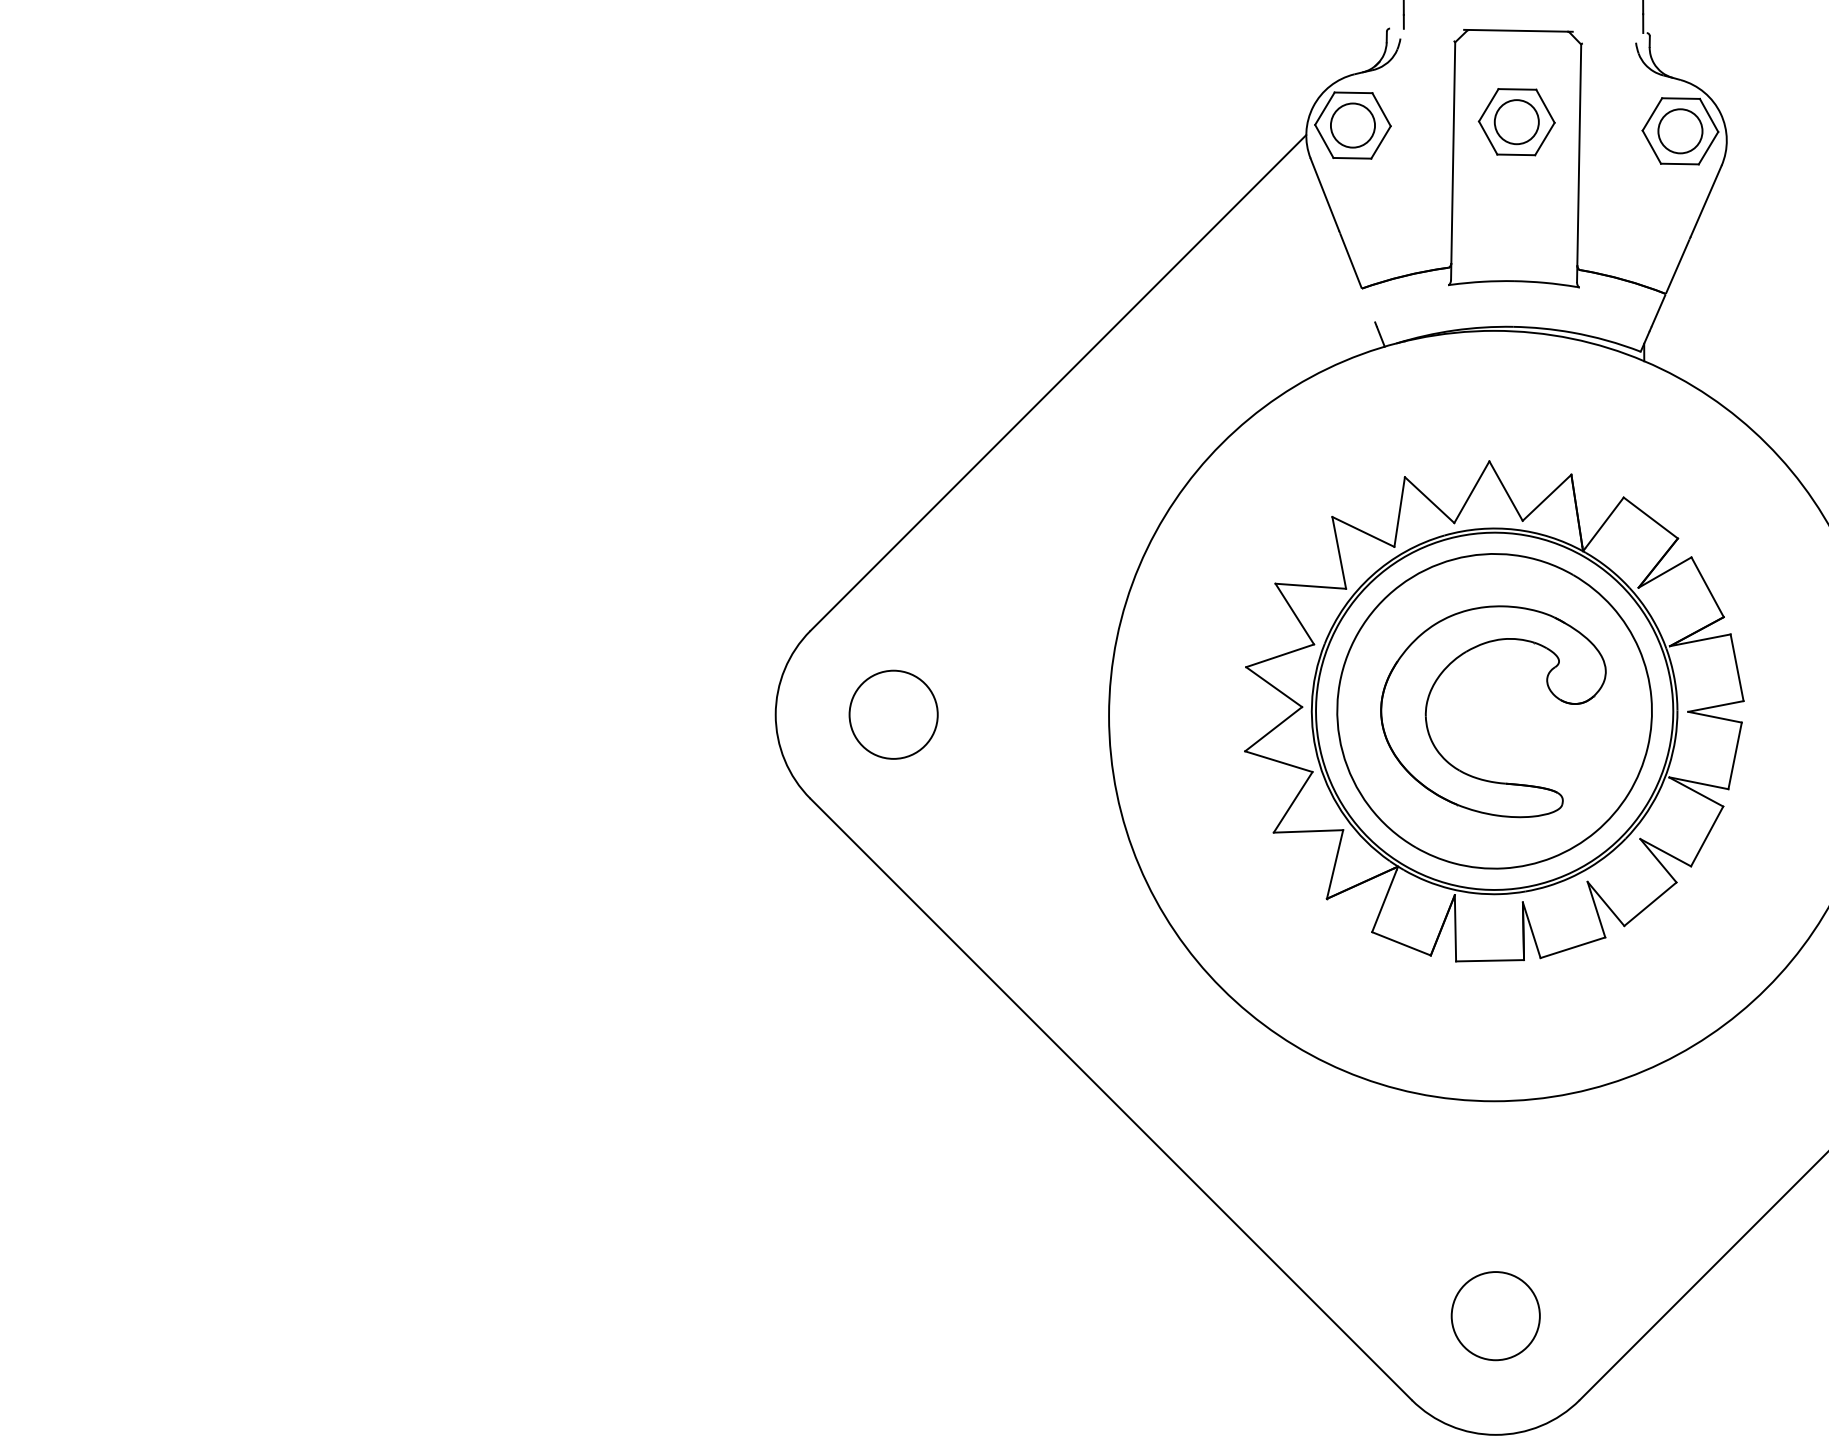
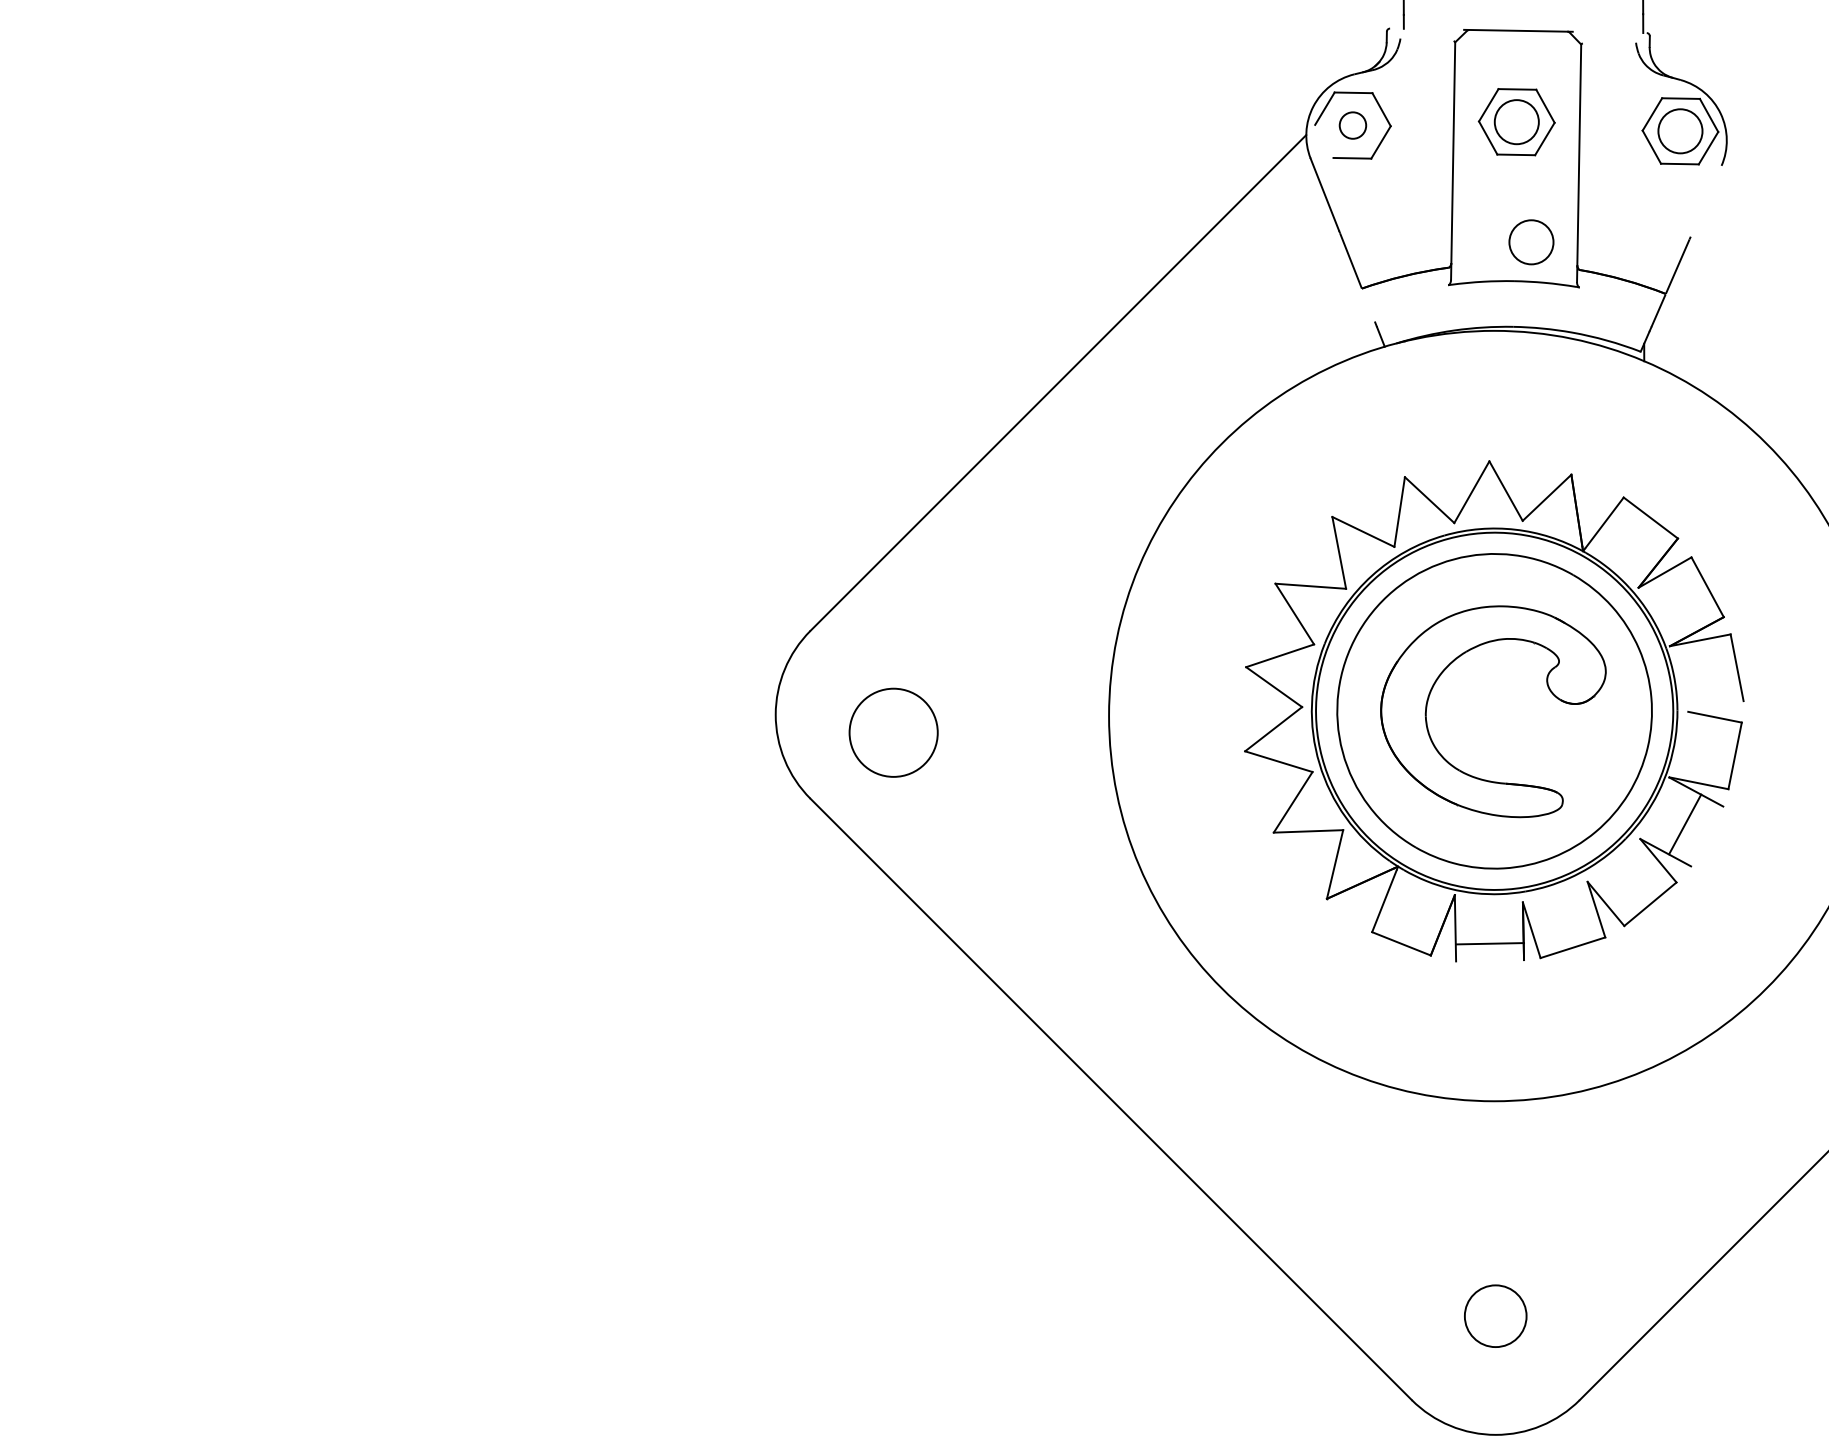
circle diameter: 44 px -> 26 px (1352, 125)
line: present -> none (1324, 140)
line: present -> none (1705, 200)
circle: none -> present (1531, 242)
line: present -> none (1715, 706)
circle position: (893, 714) -> (893, 732) (893, 732)
line position: (1707, 836) -> (1685, 824) (1685, 824)
line position: (1490, 960) -> (1490, 943) (1490, 943)
circle size: 91x91 px -> 64x64 px (1495, 1315)
